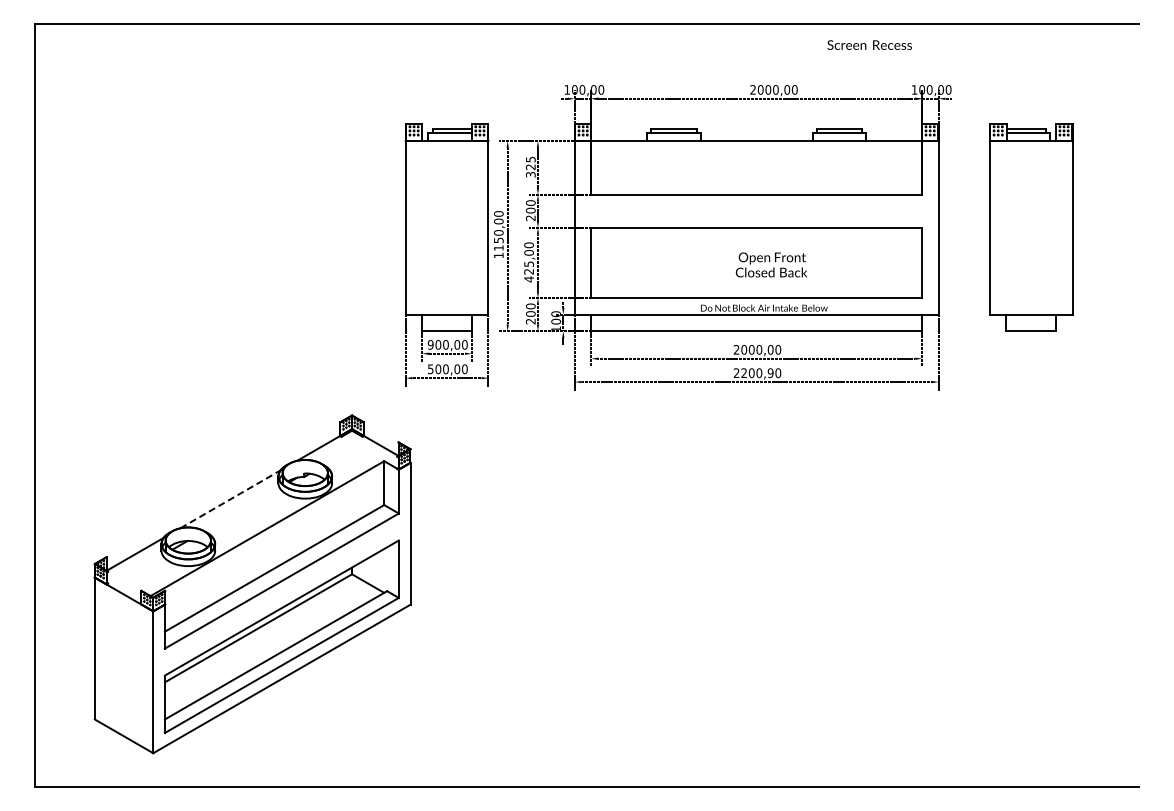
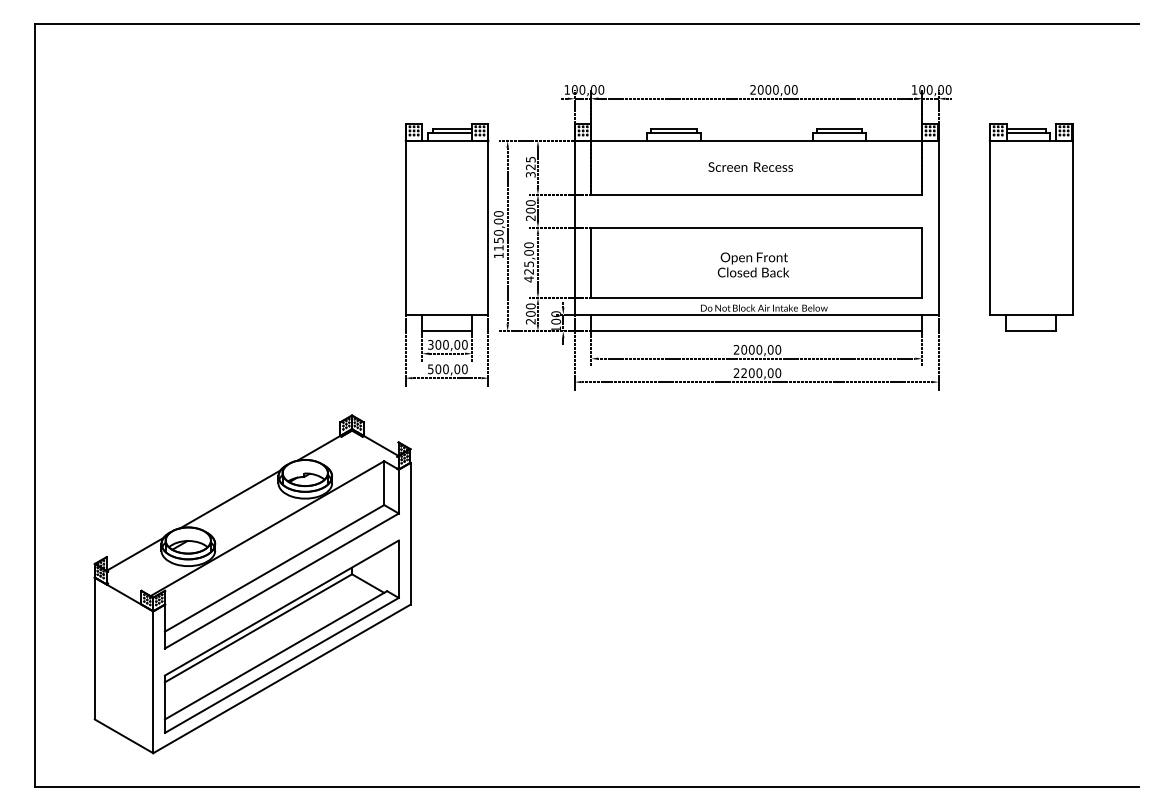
text position: (869, 44) -> (750, 166) (750, 166)
text position: (771, 264) -> (753, 264) (753, 264)
text: 900,00 -> 300,00 (430, 344)
text: 2200,90 -> 2200,00 (770, 373)
line: dashed -> solid (230, 499)
